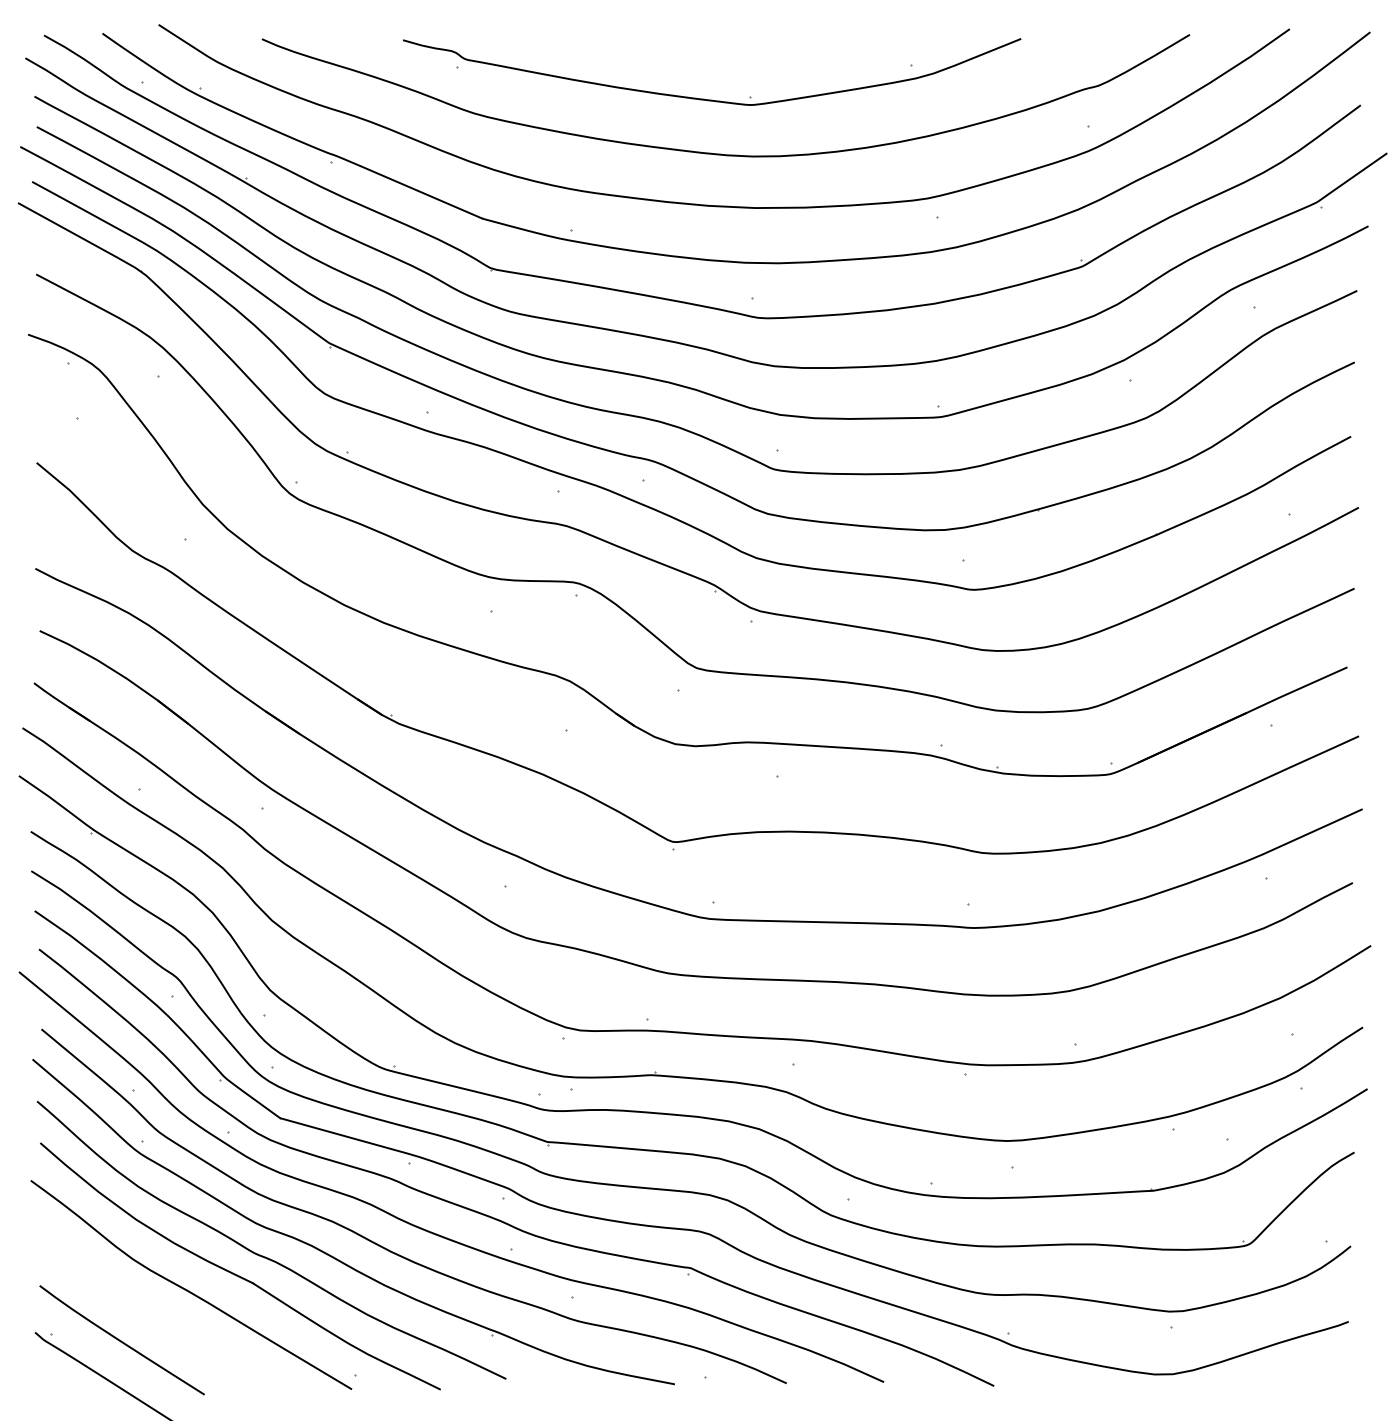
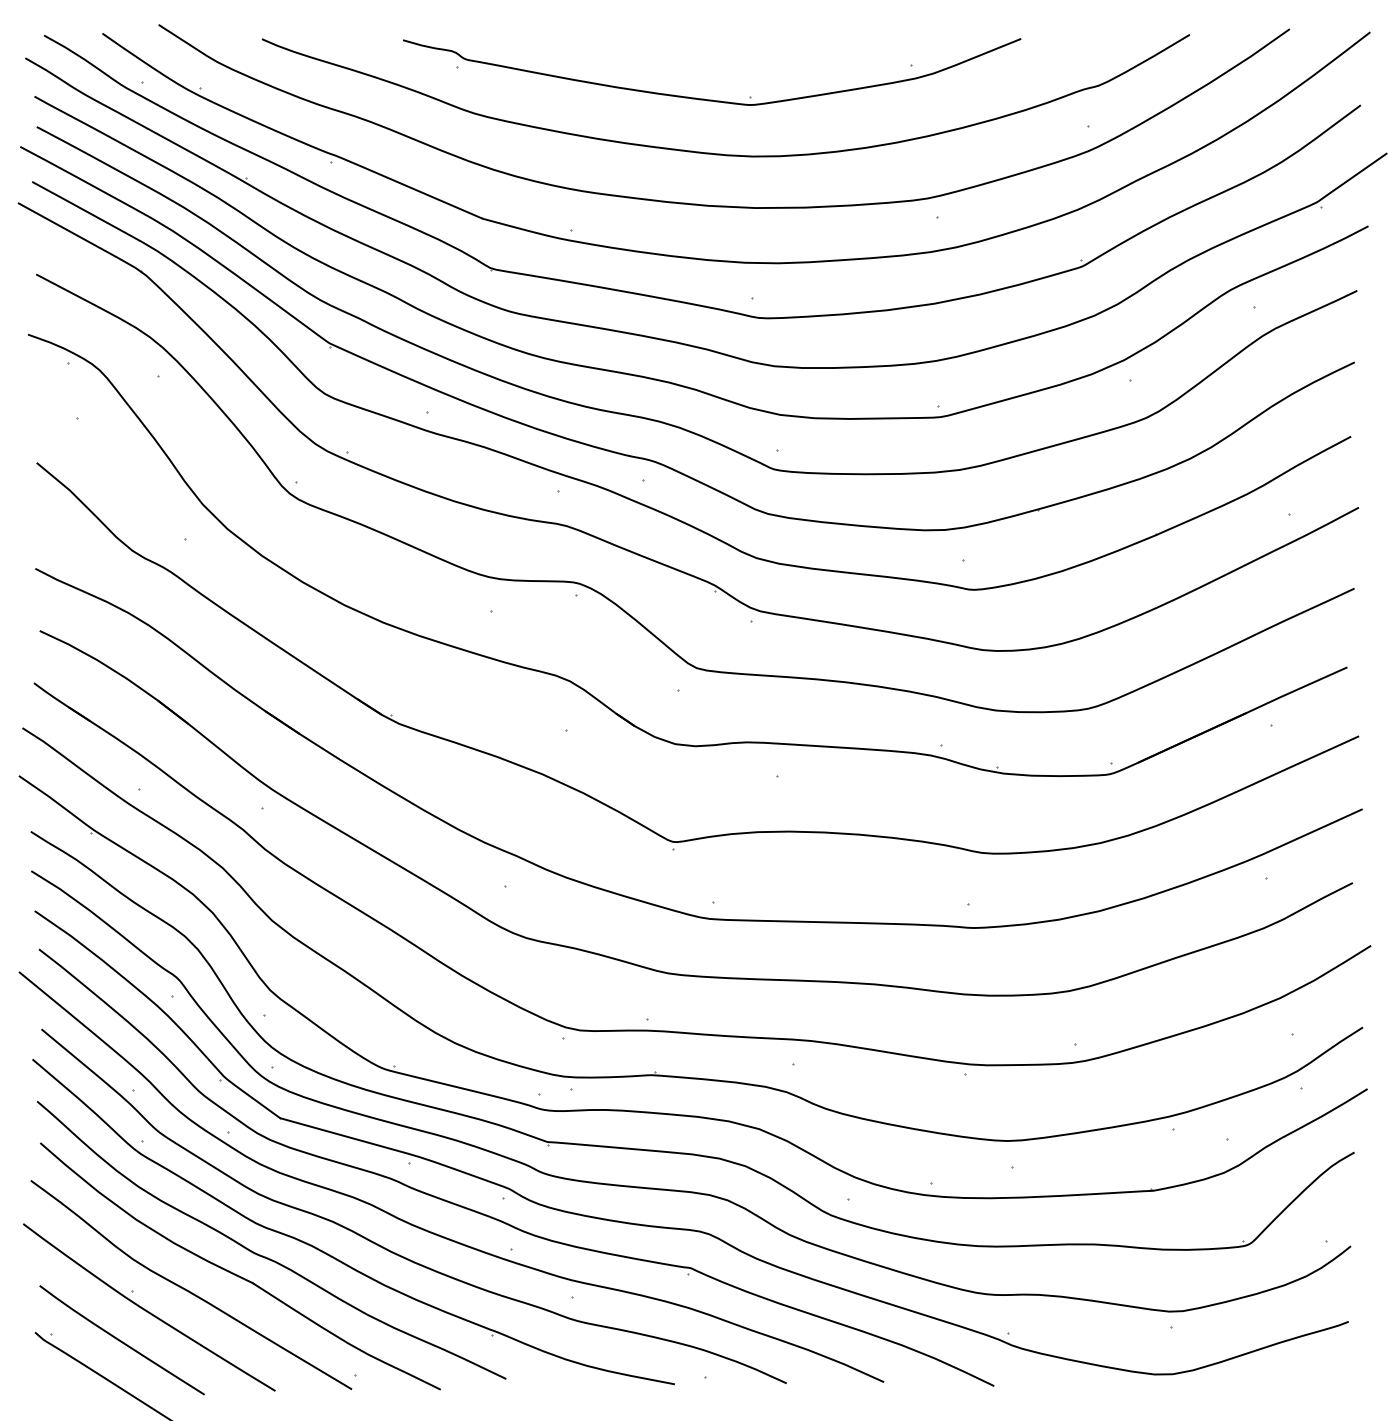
part: none -> present (149, 1307)
